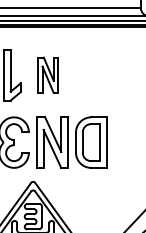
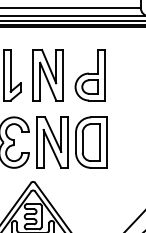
part size: 22x38 px -> 32x53 px (47, 75)
part: none -> present (89, 75)
